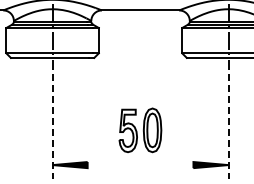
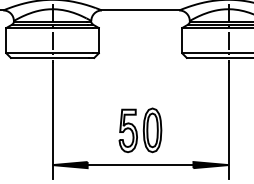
line: dashed -> solid (52, 121)
line: dashed -> solid (228, 121)
line: none -> present (140, 165)
